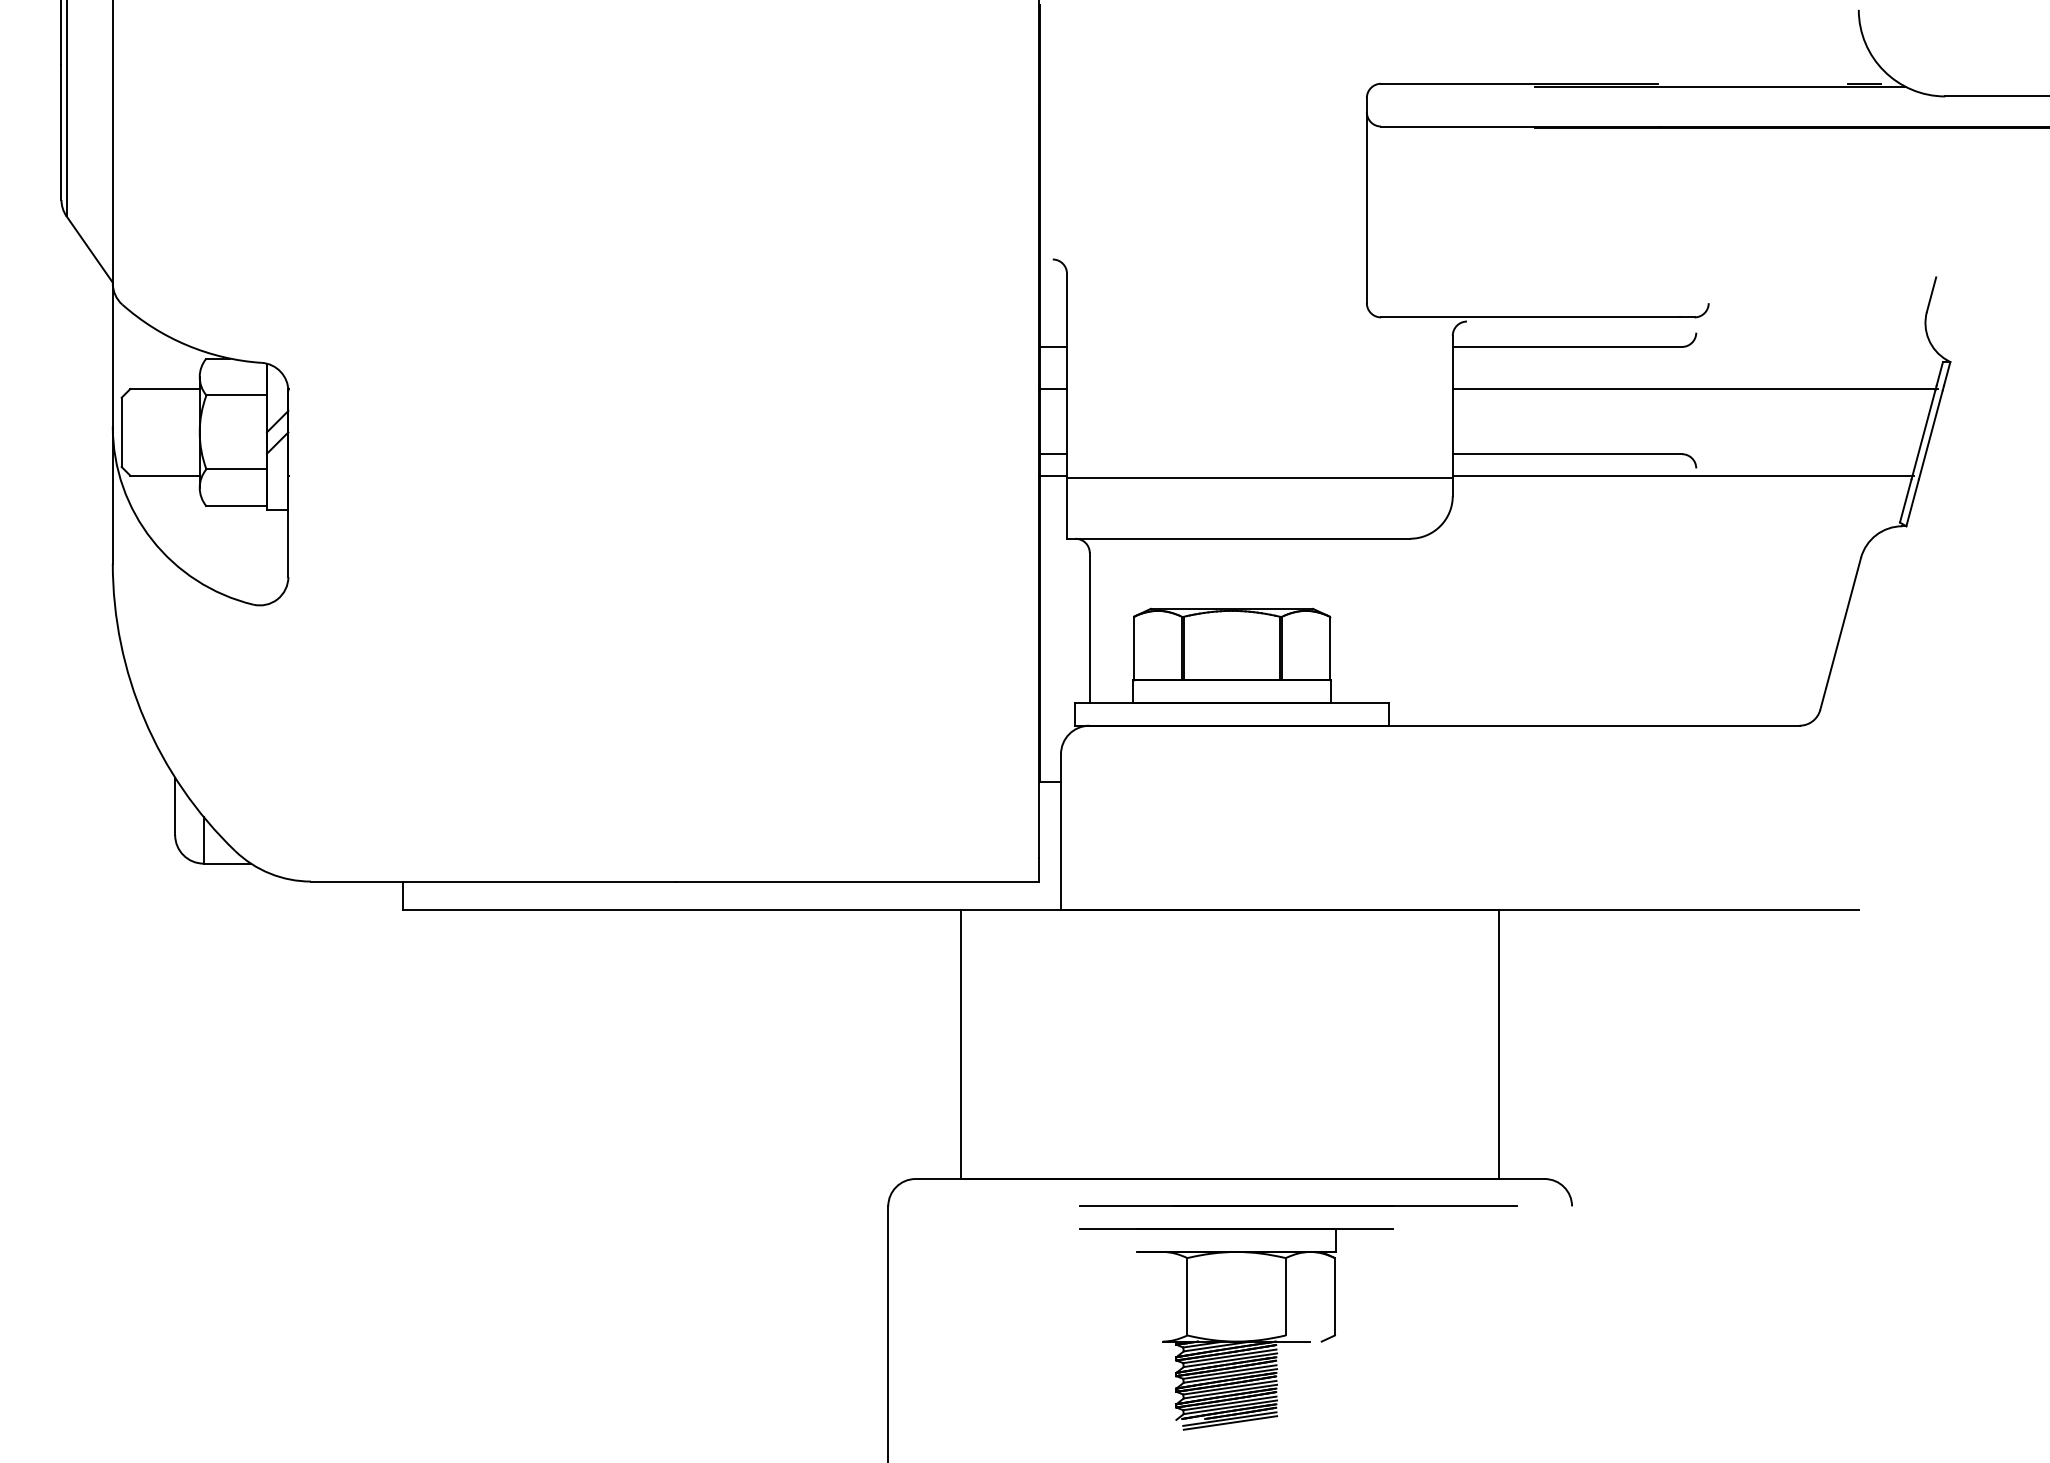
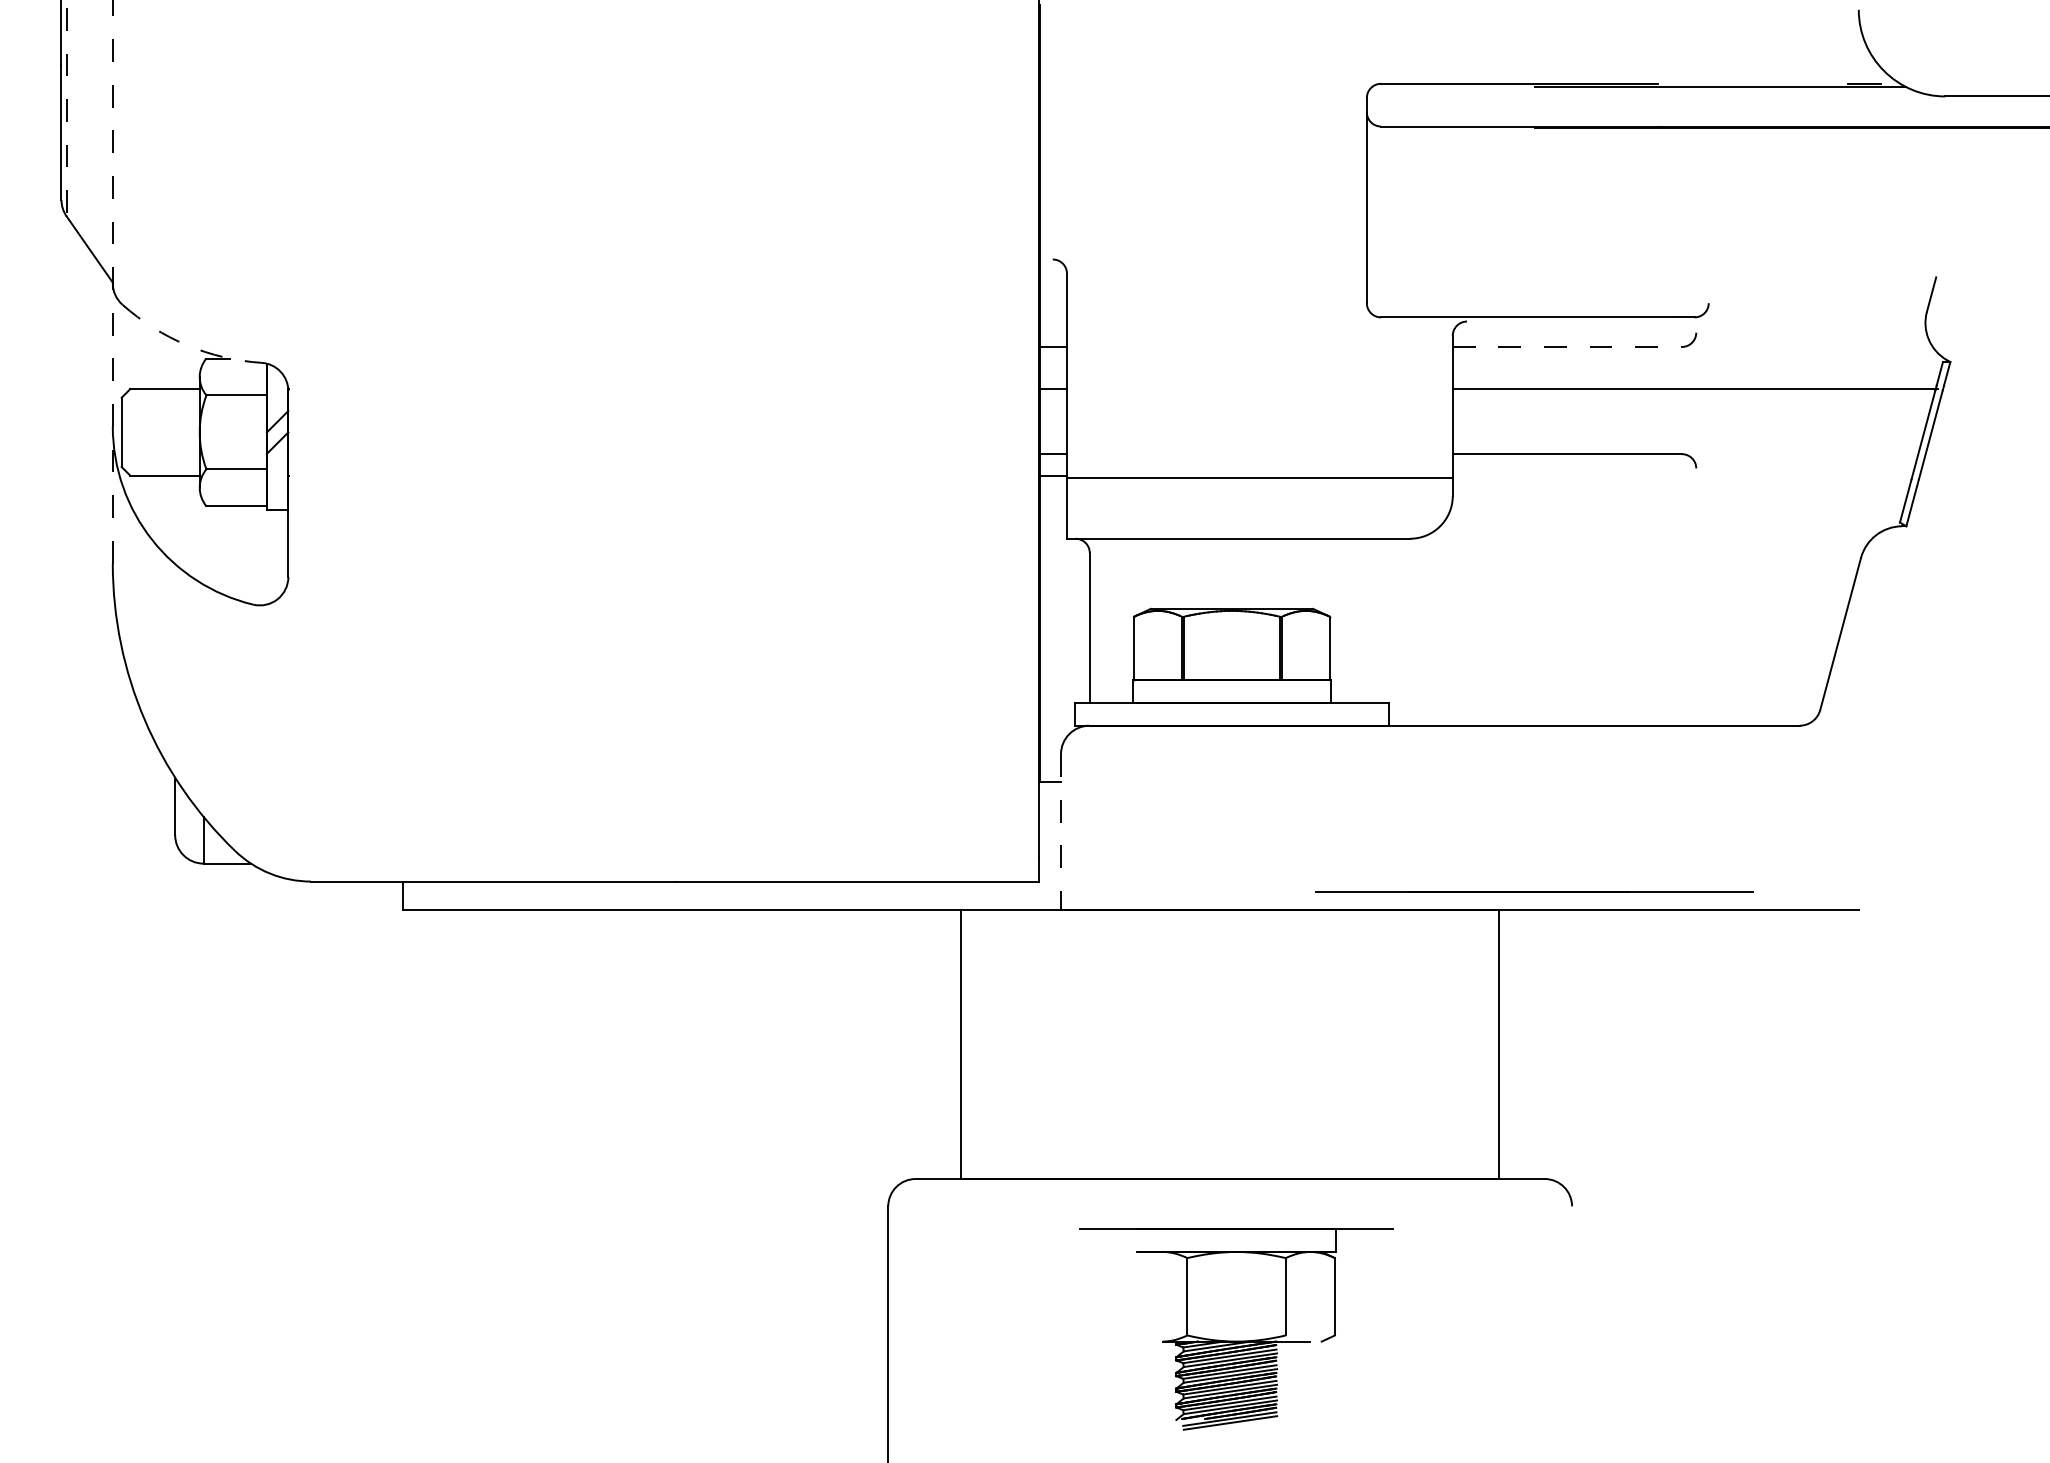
line: solid -> dashed (66, 108)
line: solid -> dashed (112, 281)
arc: solid -> dashed (187, 345)
line: solid -> dashed (1567, 346)
line: present -> none (1683, 475)
line: solid -> dashed (1061, 832)
line position: (1298, 1205) -> (1534, 891) (1534, 891)
